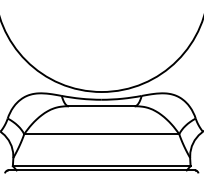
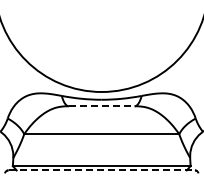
line: solid -> dashed (101, 106)
line: solid -> dashed (102, 170)
